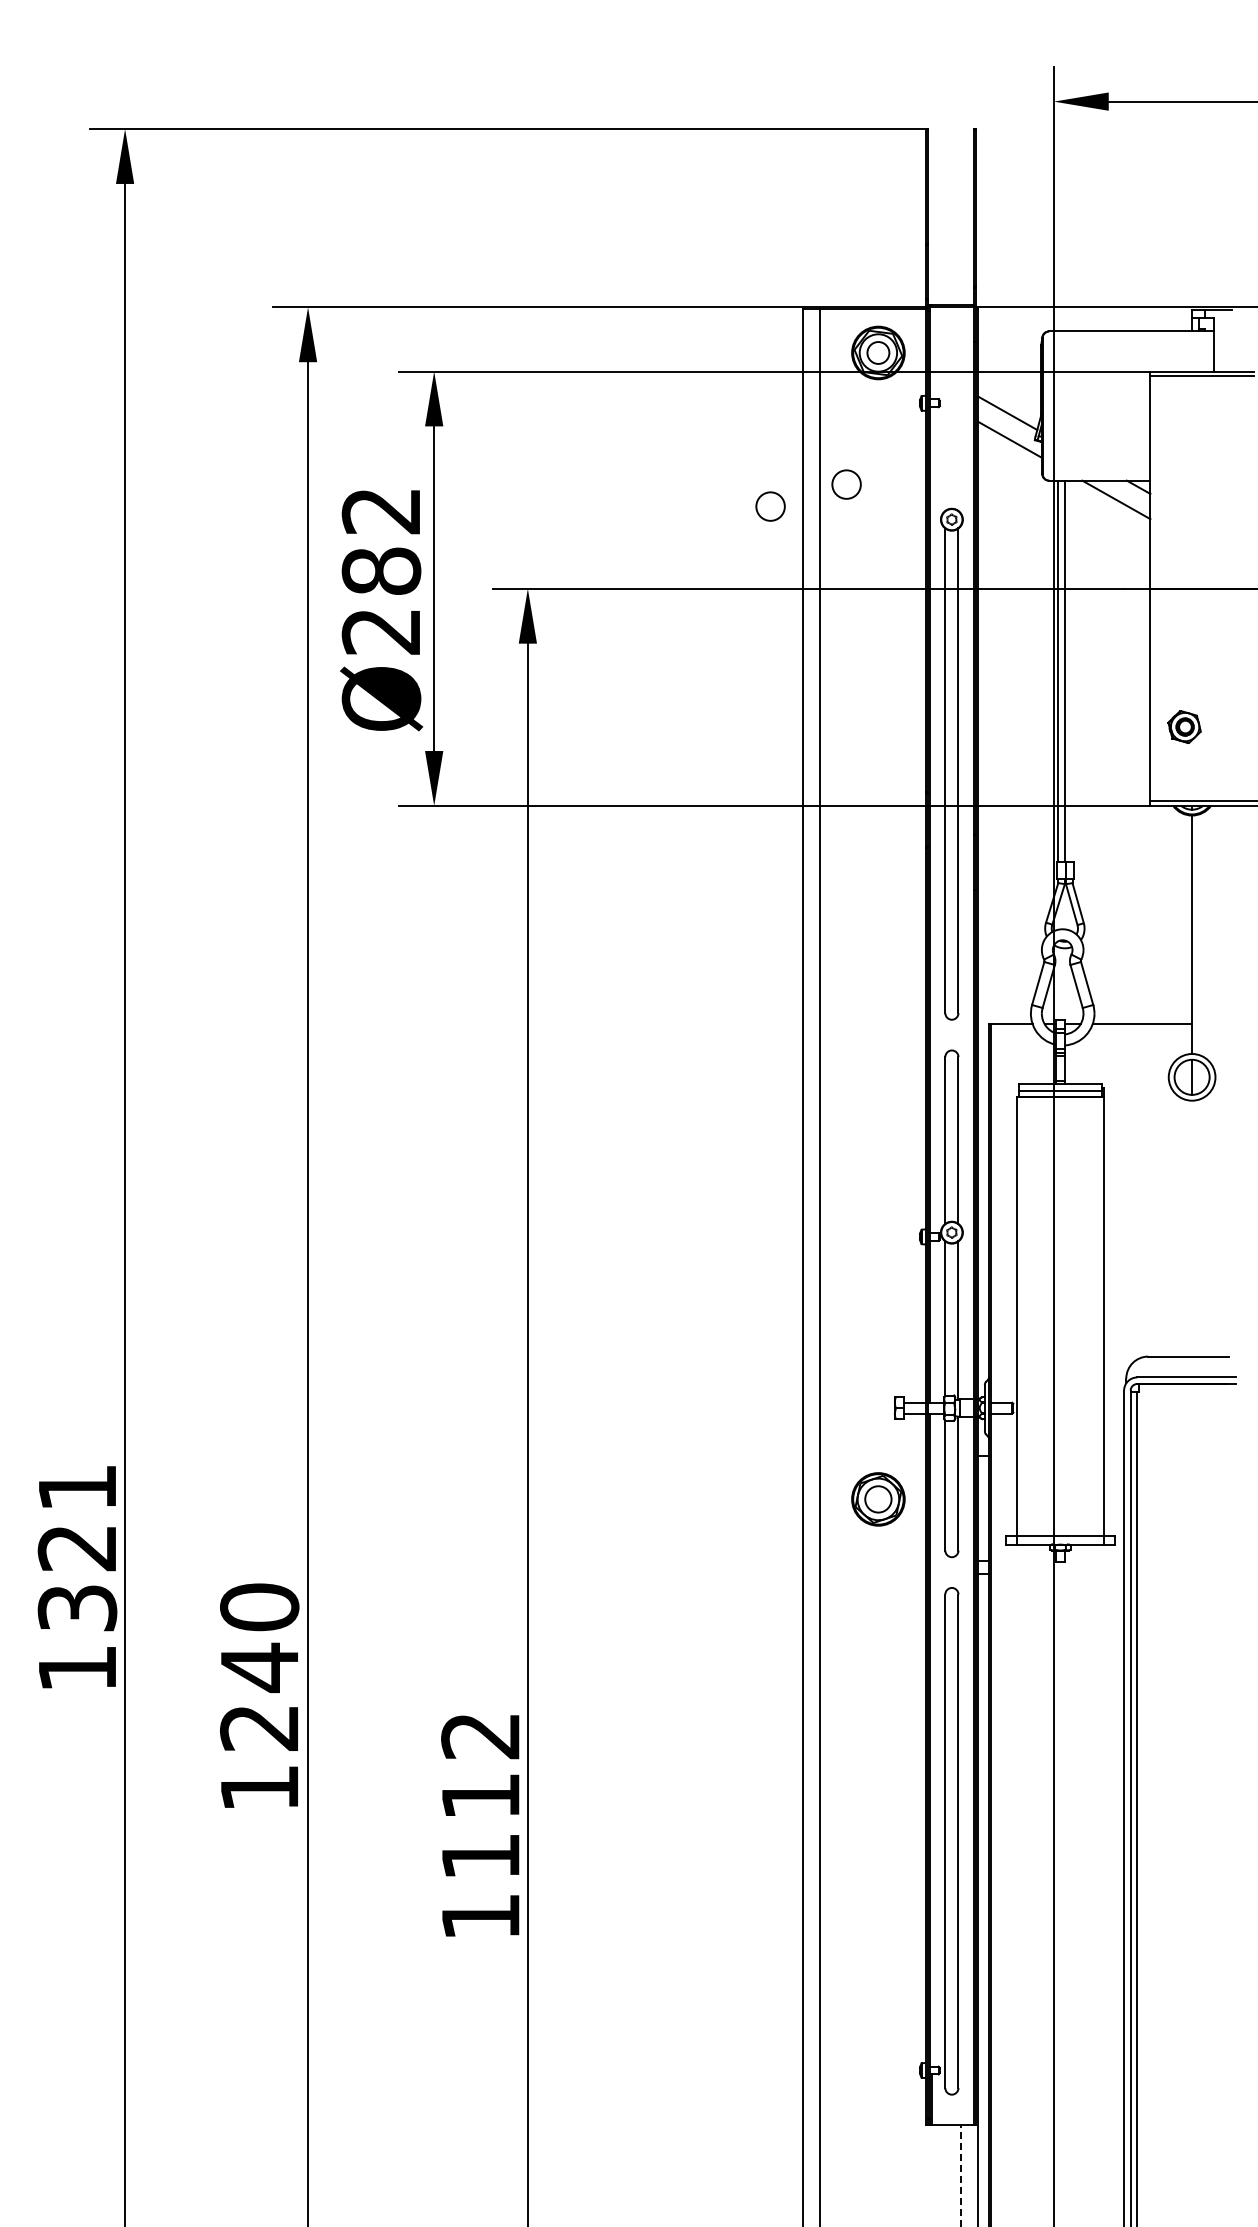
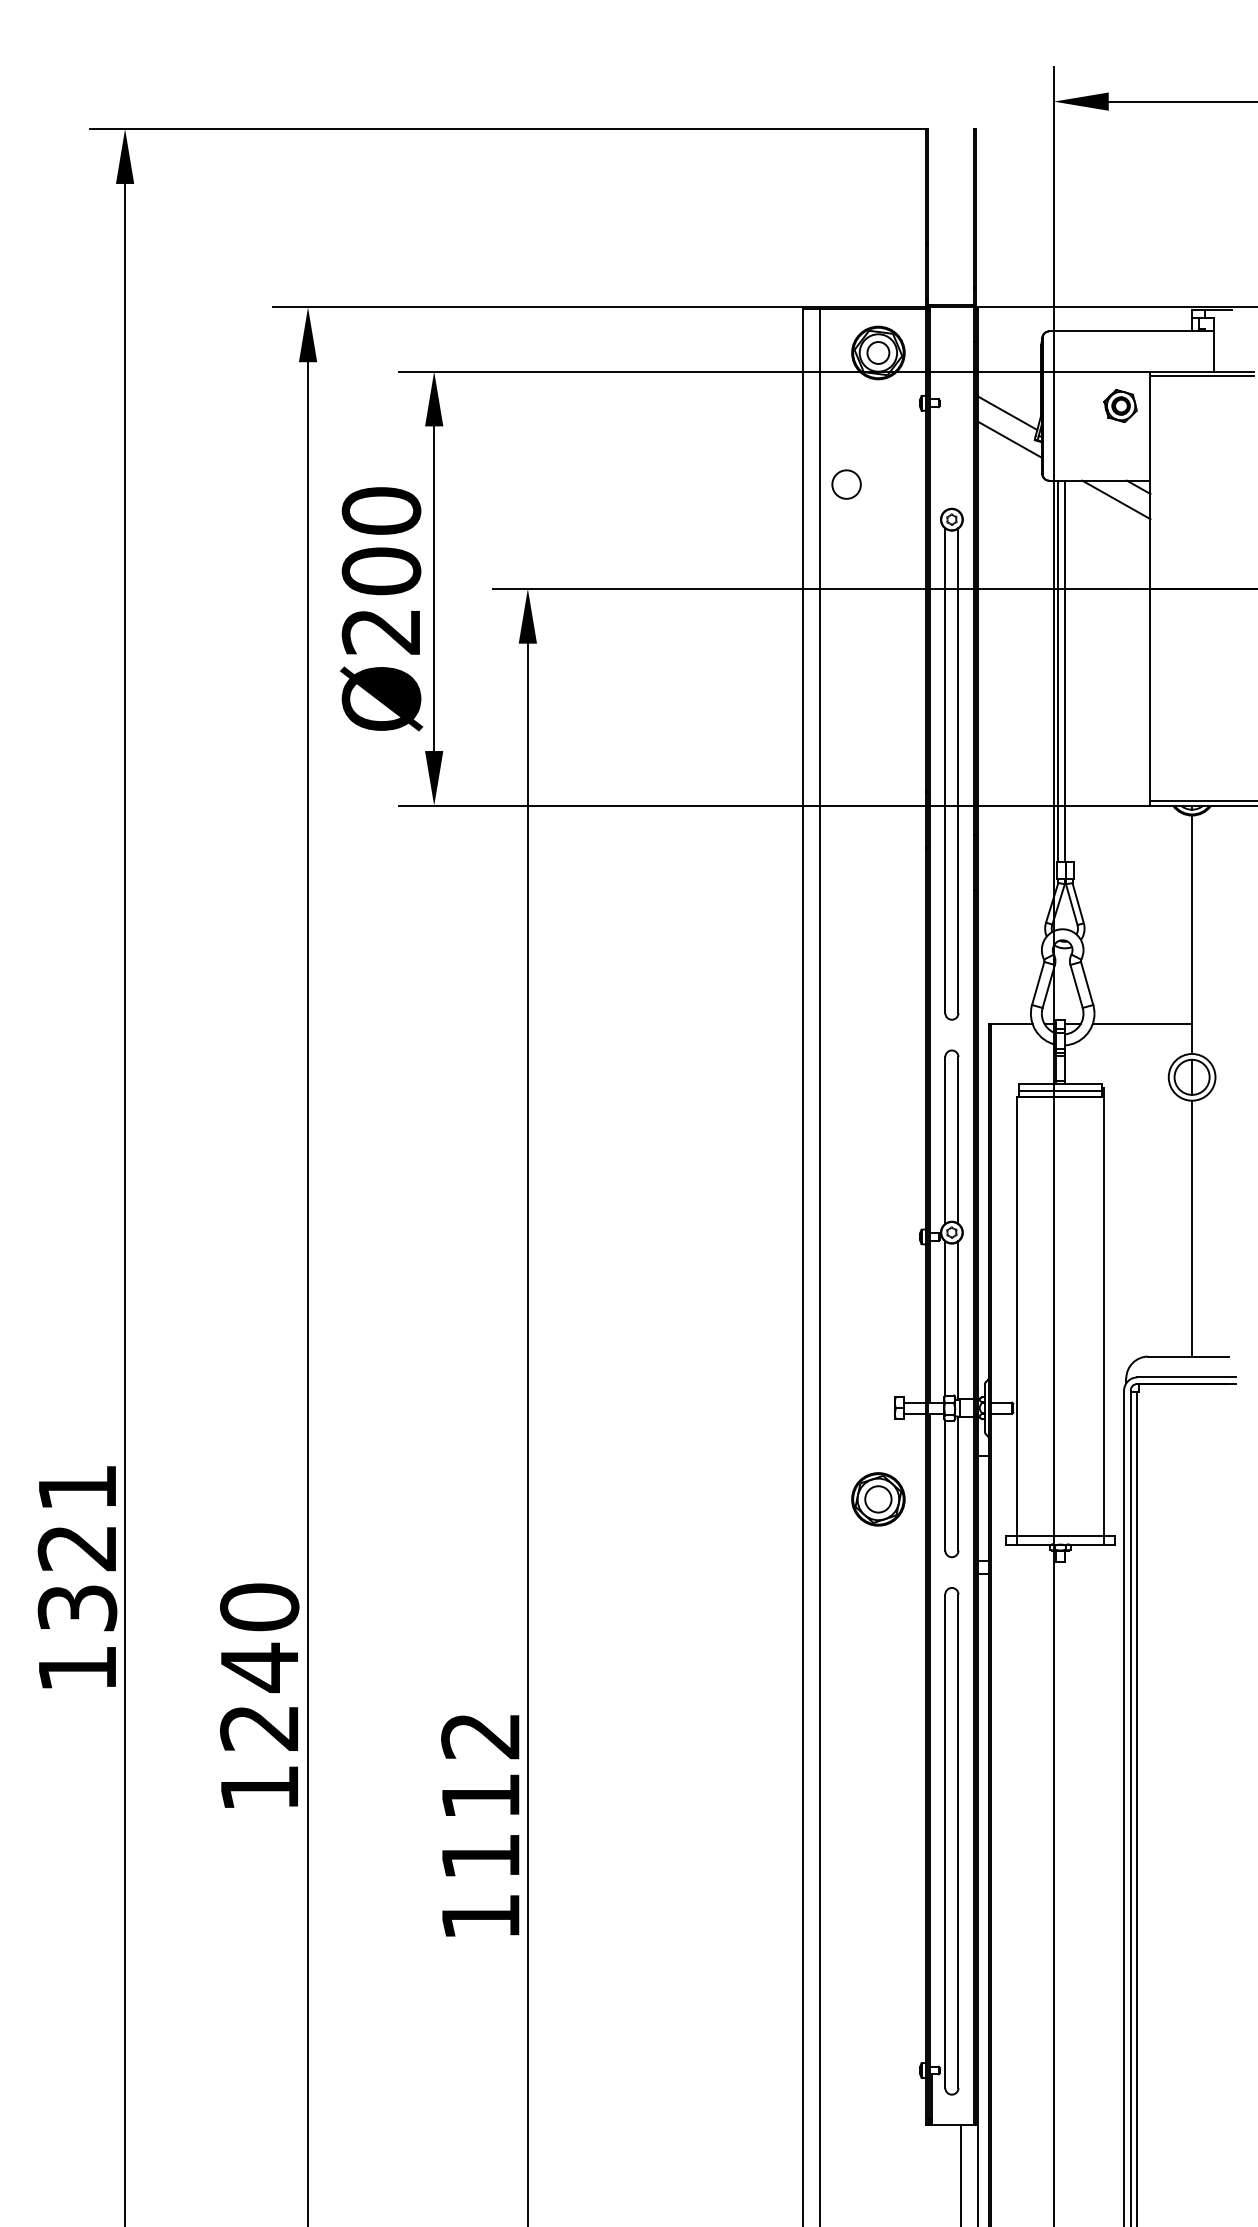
circle: present -> none (770, 506)
text: Ø282 -> Ø200 (381, 541)
part position: (1184, 726) -> (1120, 405) (1120, 405)
line: none -> present (1192, 1228)
line: dashed -> solid (960, 2175)
